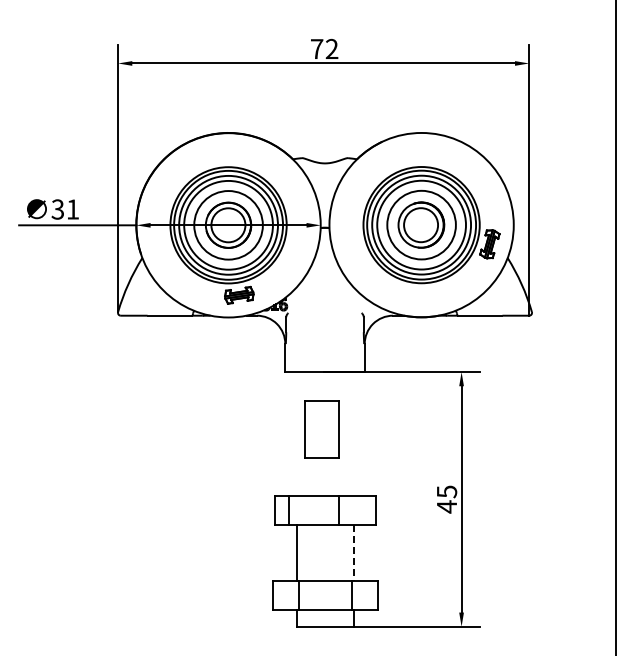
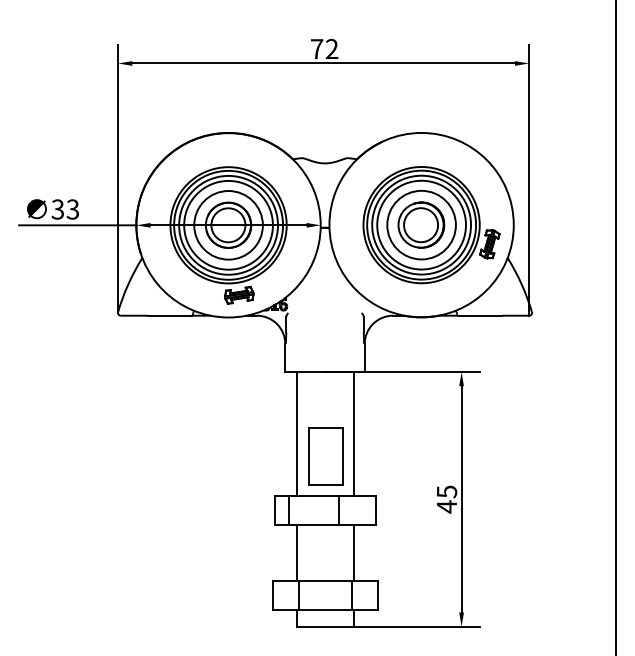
text: 31 -> 33 (72, 209)
part position: (321, 429) -> (325, 456) (325, 456)
line: none -> present (297, 434)
line: none -> present (353, 434)
line: dashed -> solid (353, 553)
